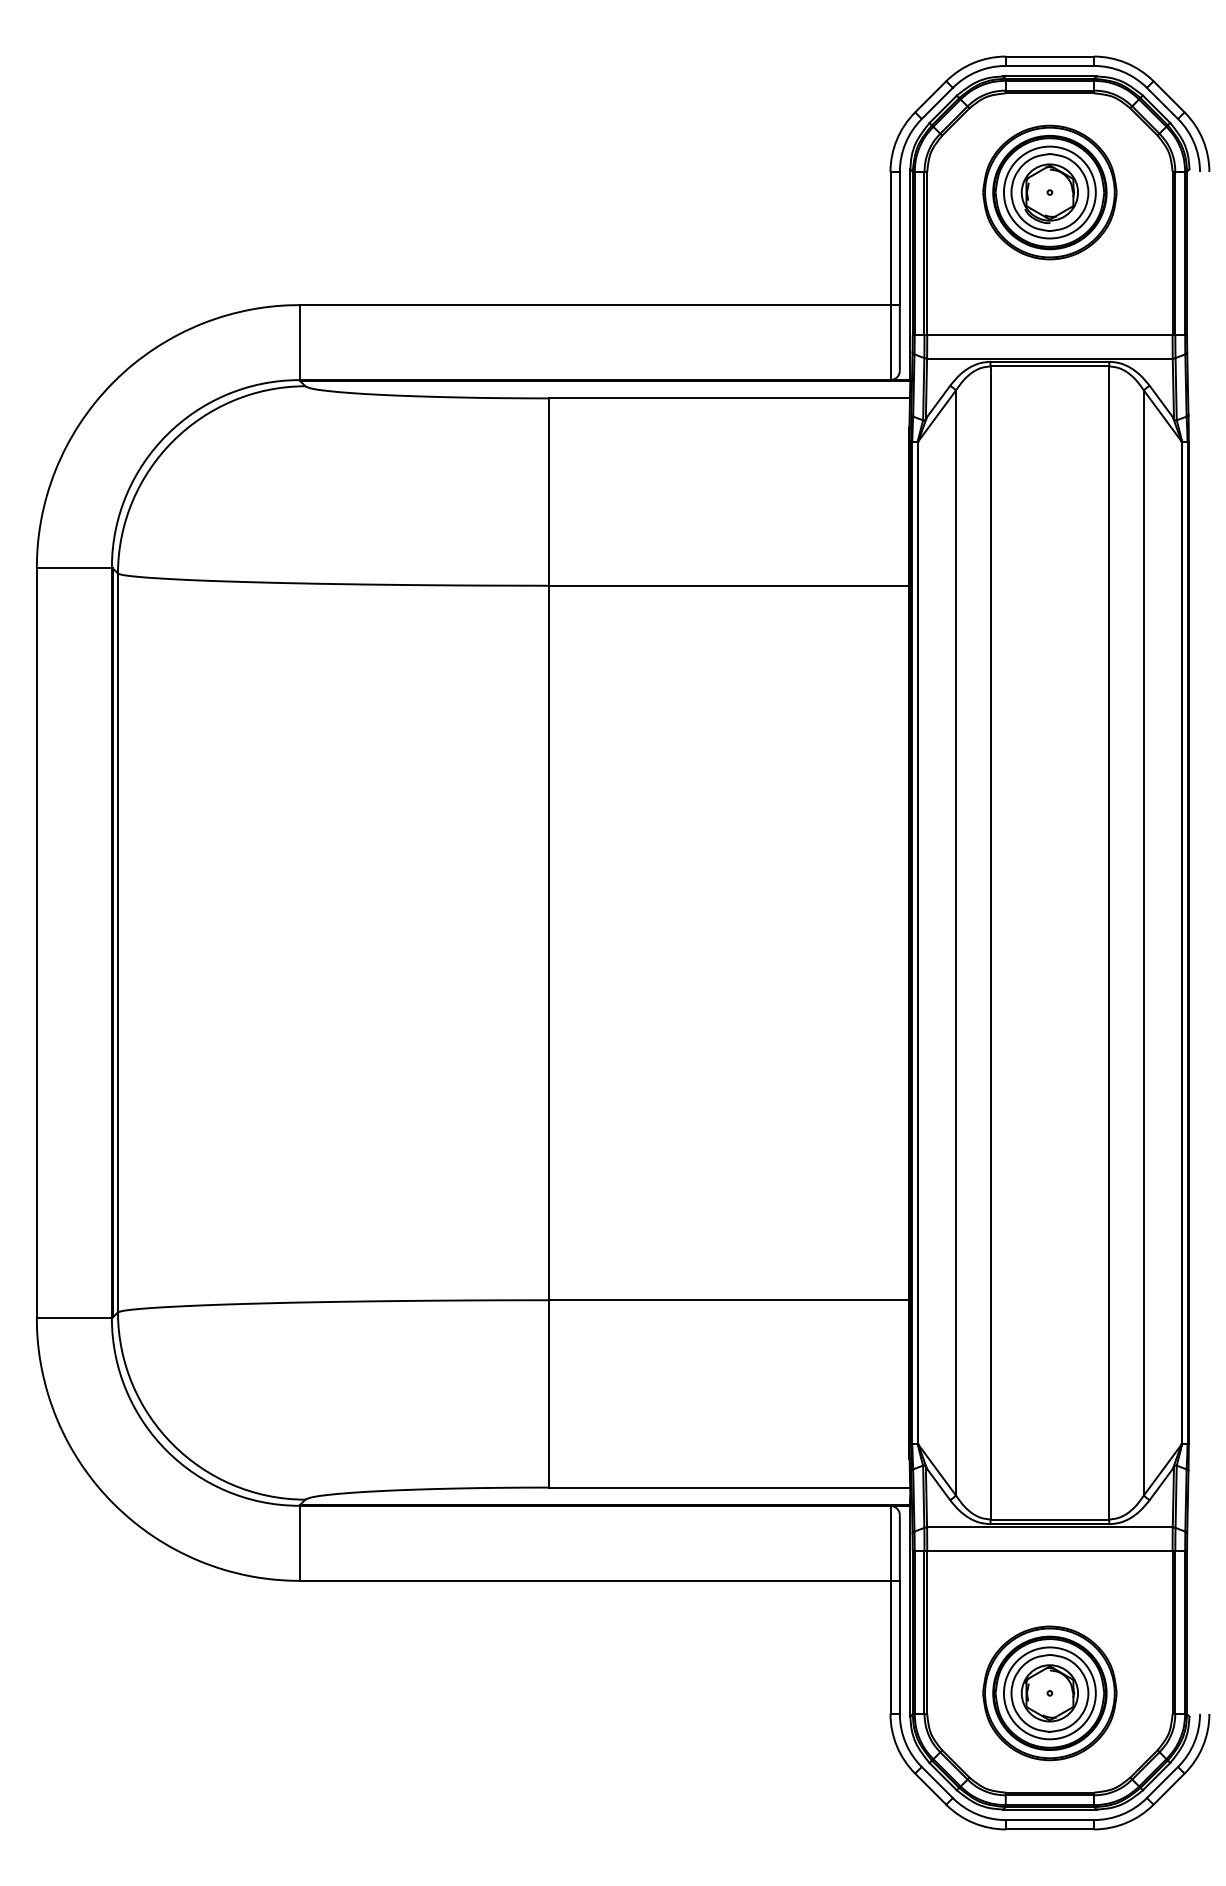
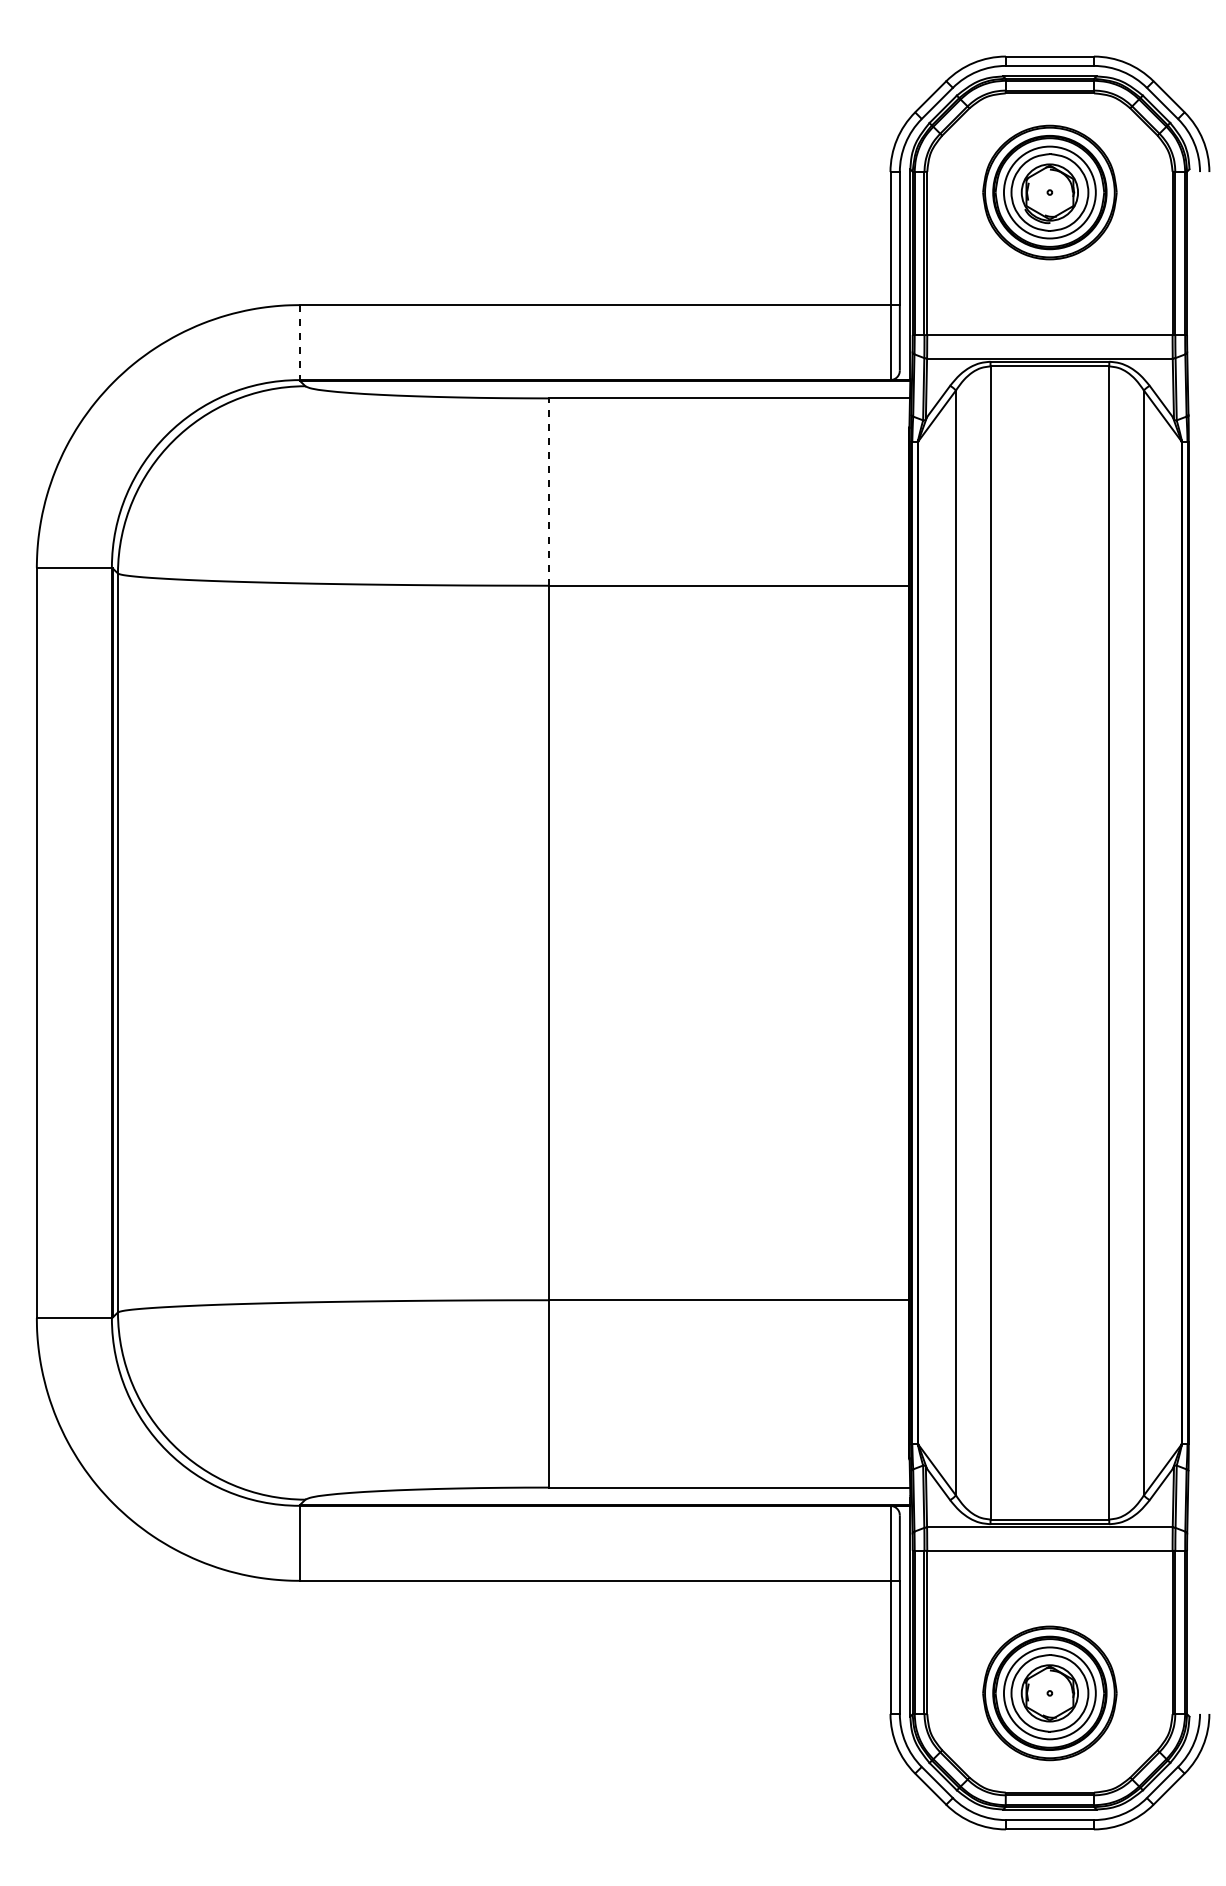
line: solid -> dashed (299, 342)
line: solid -> dashed (548, 492)
